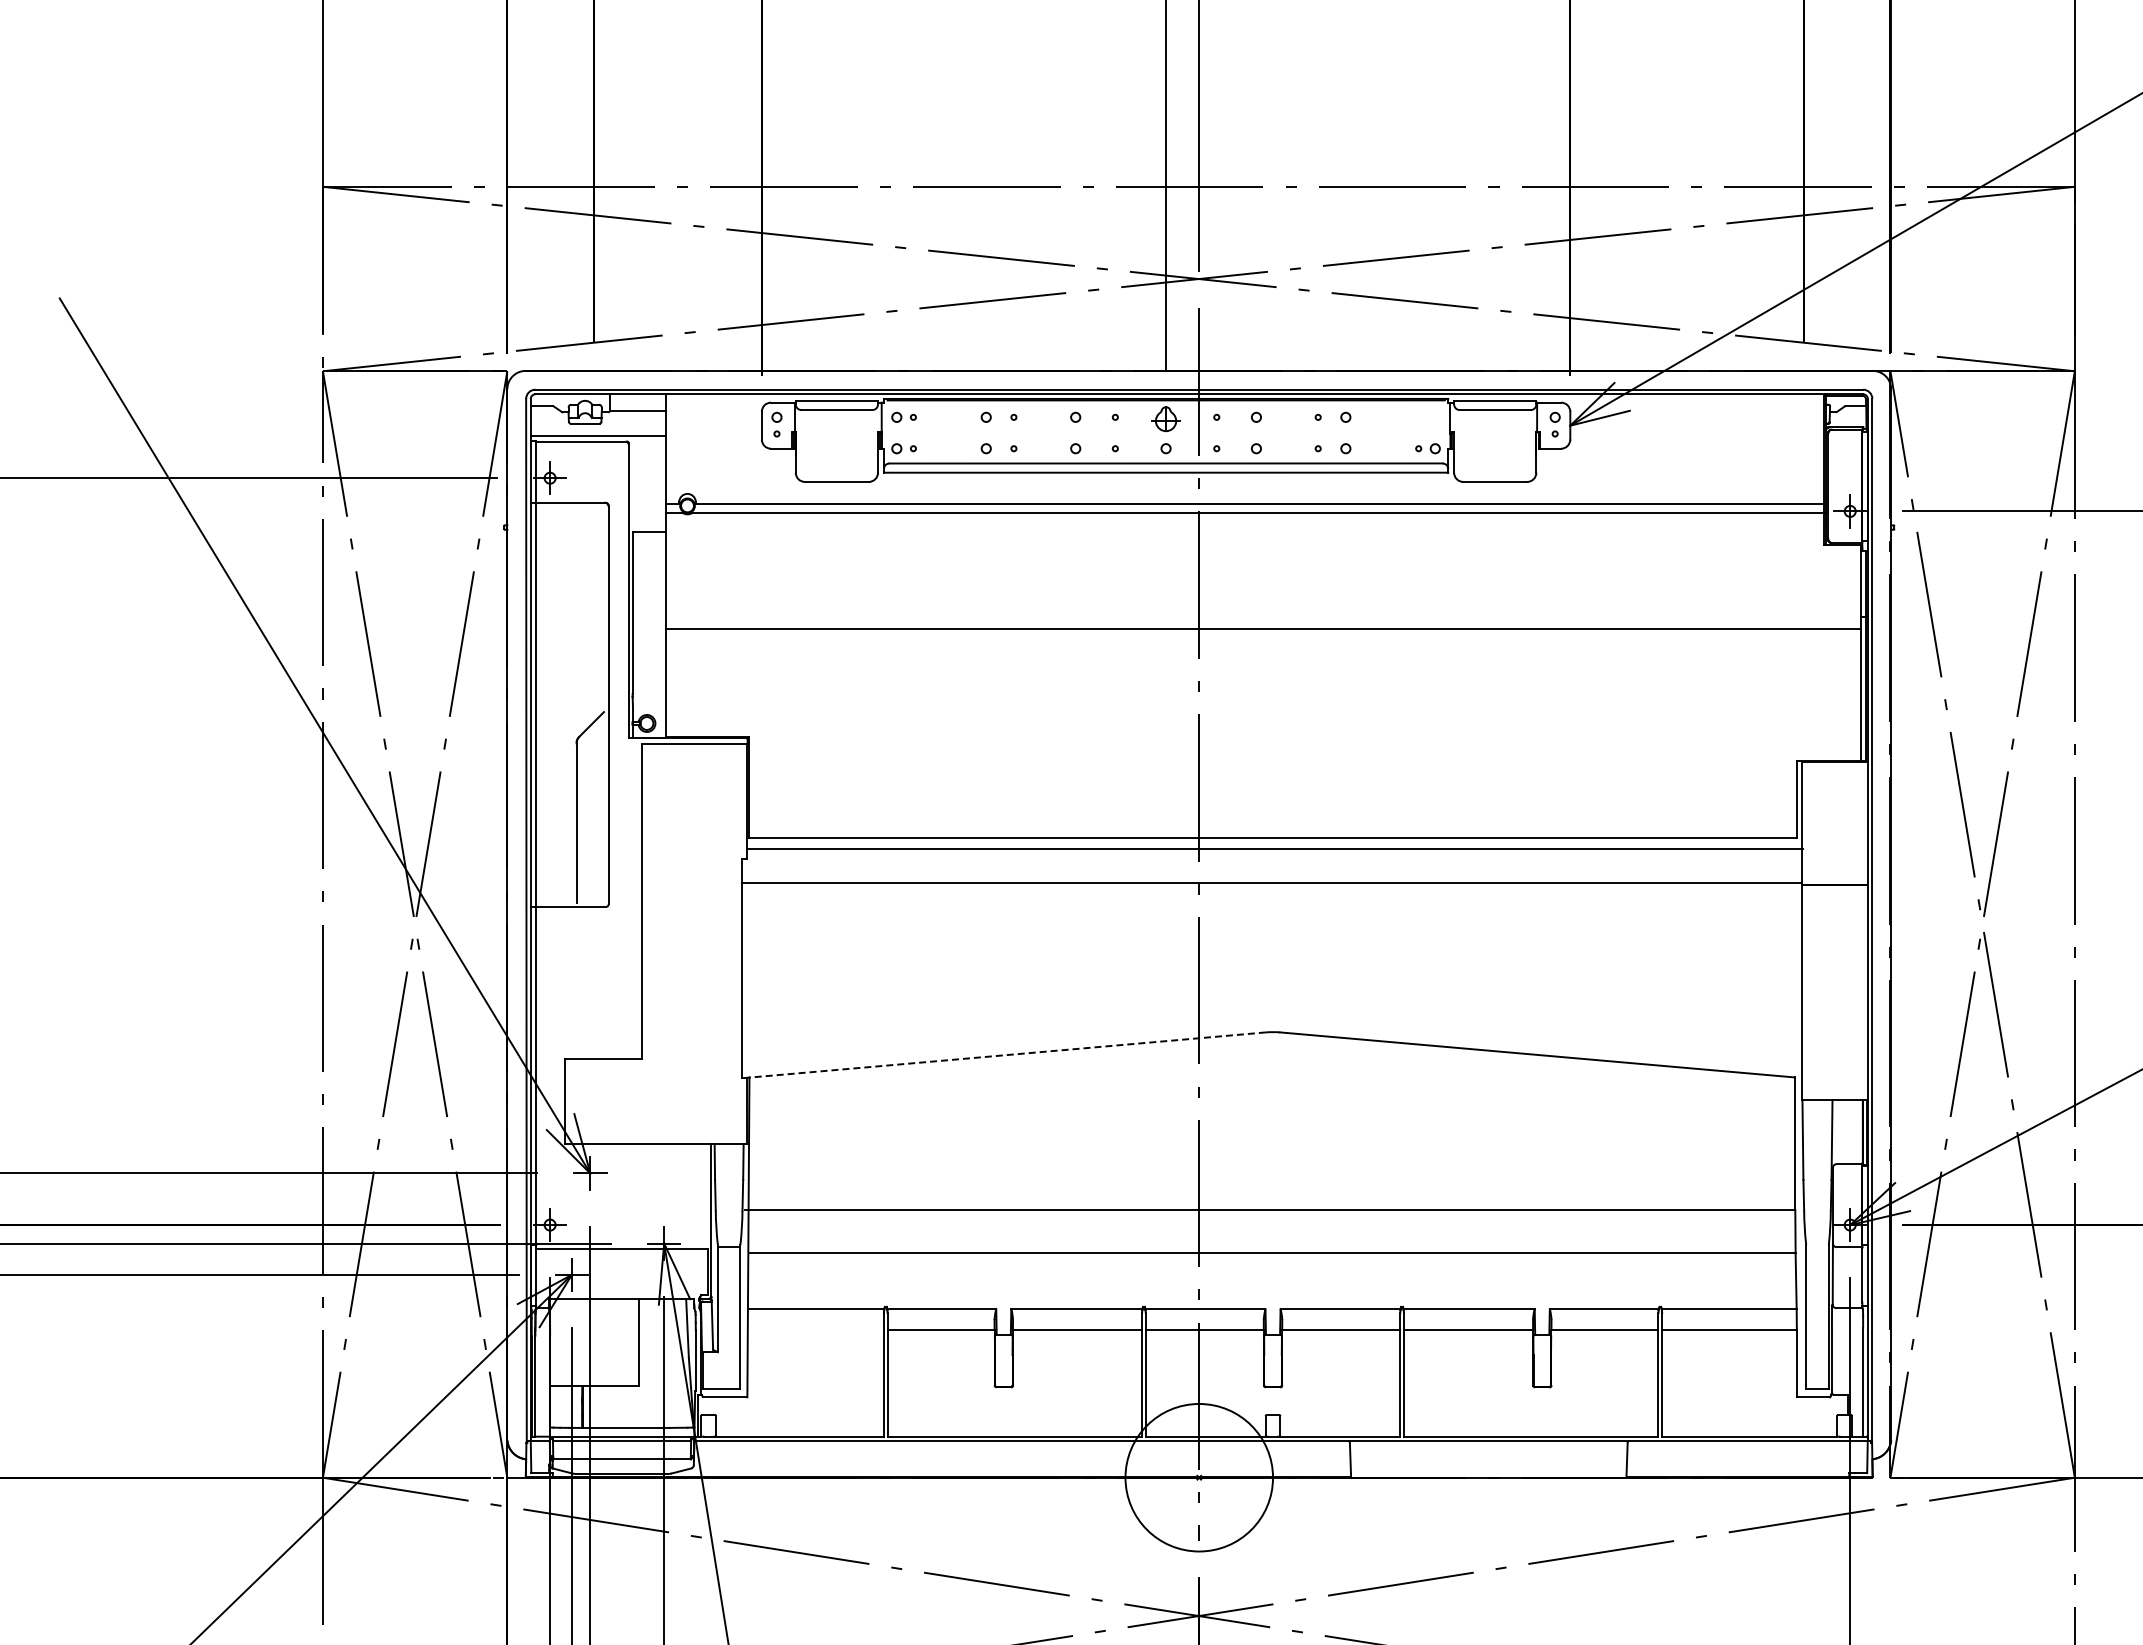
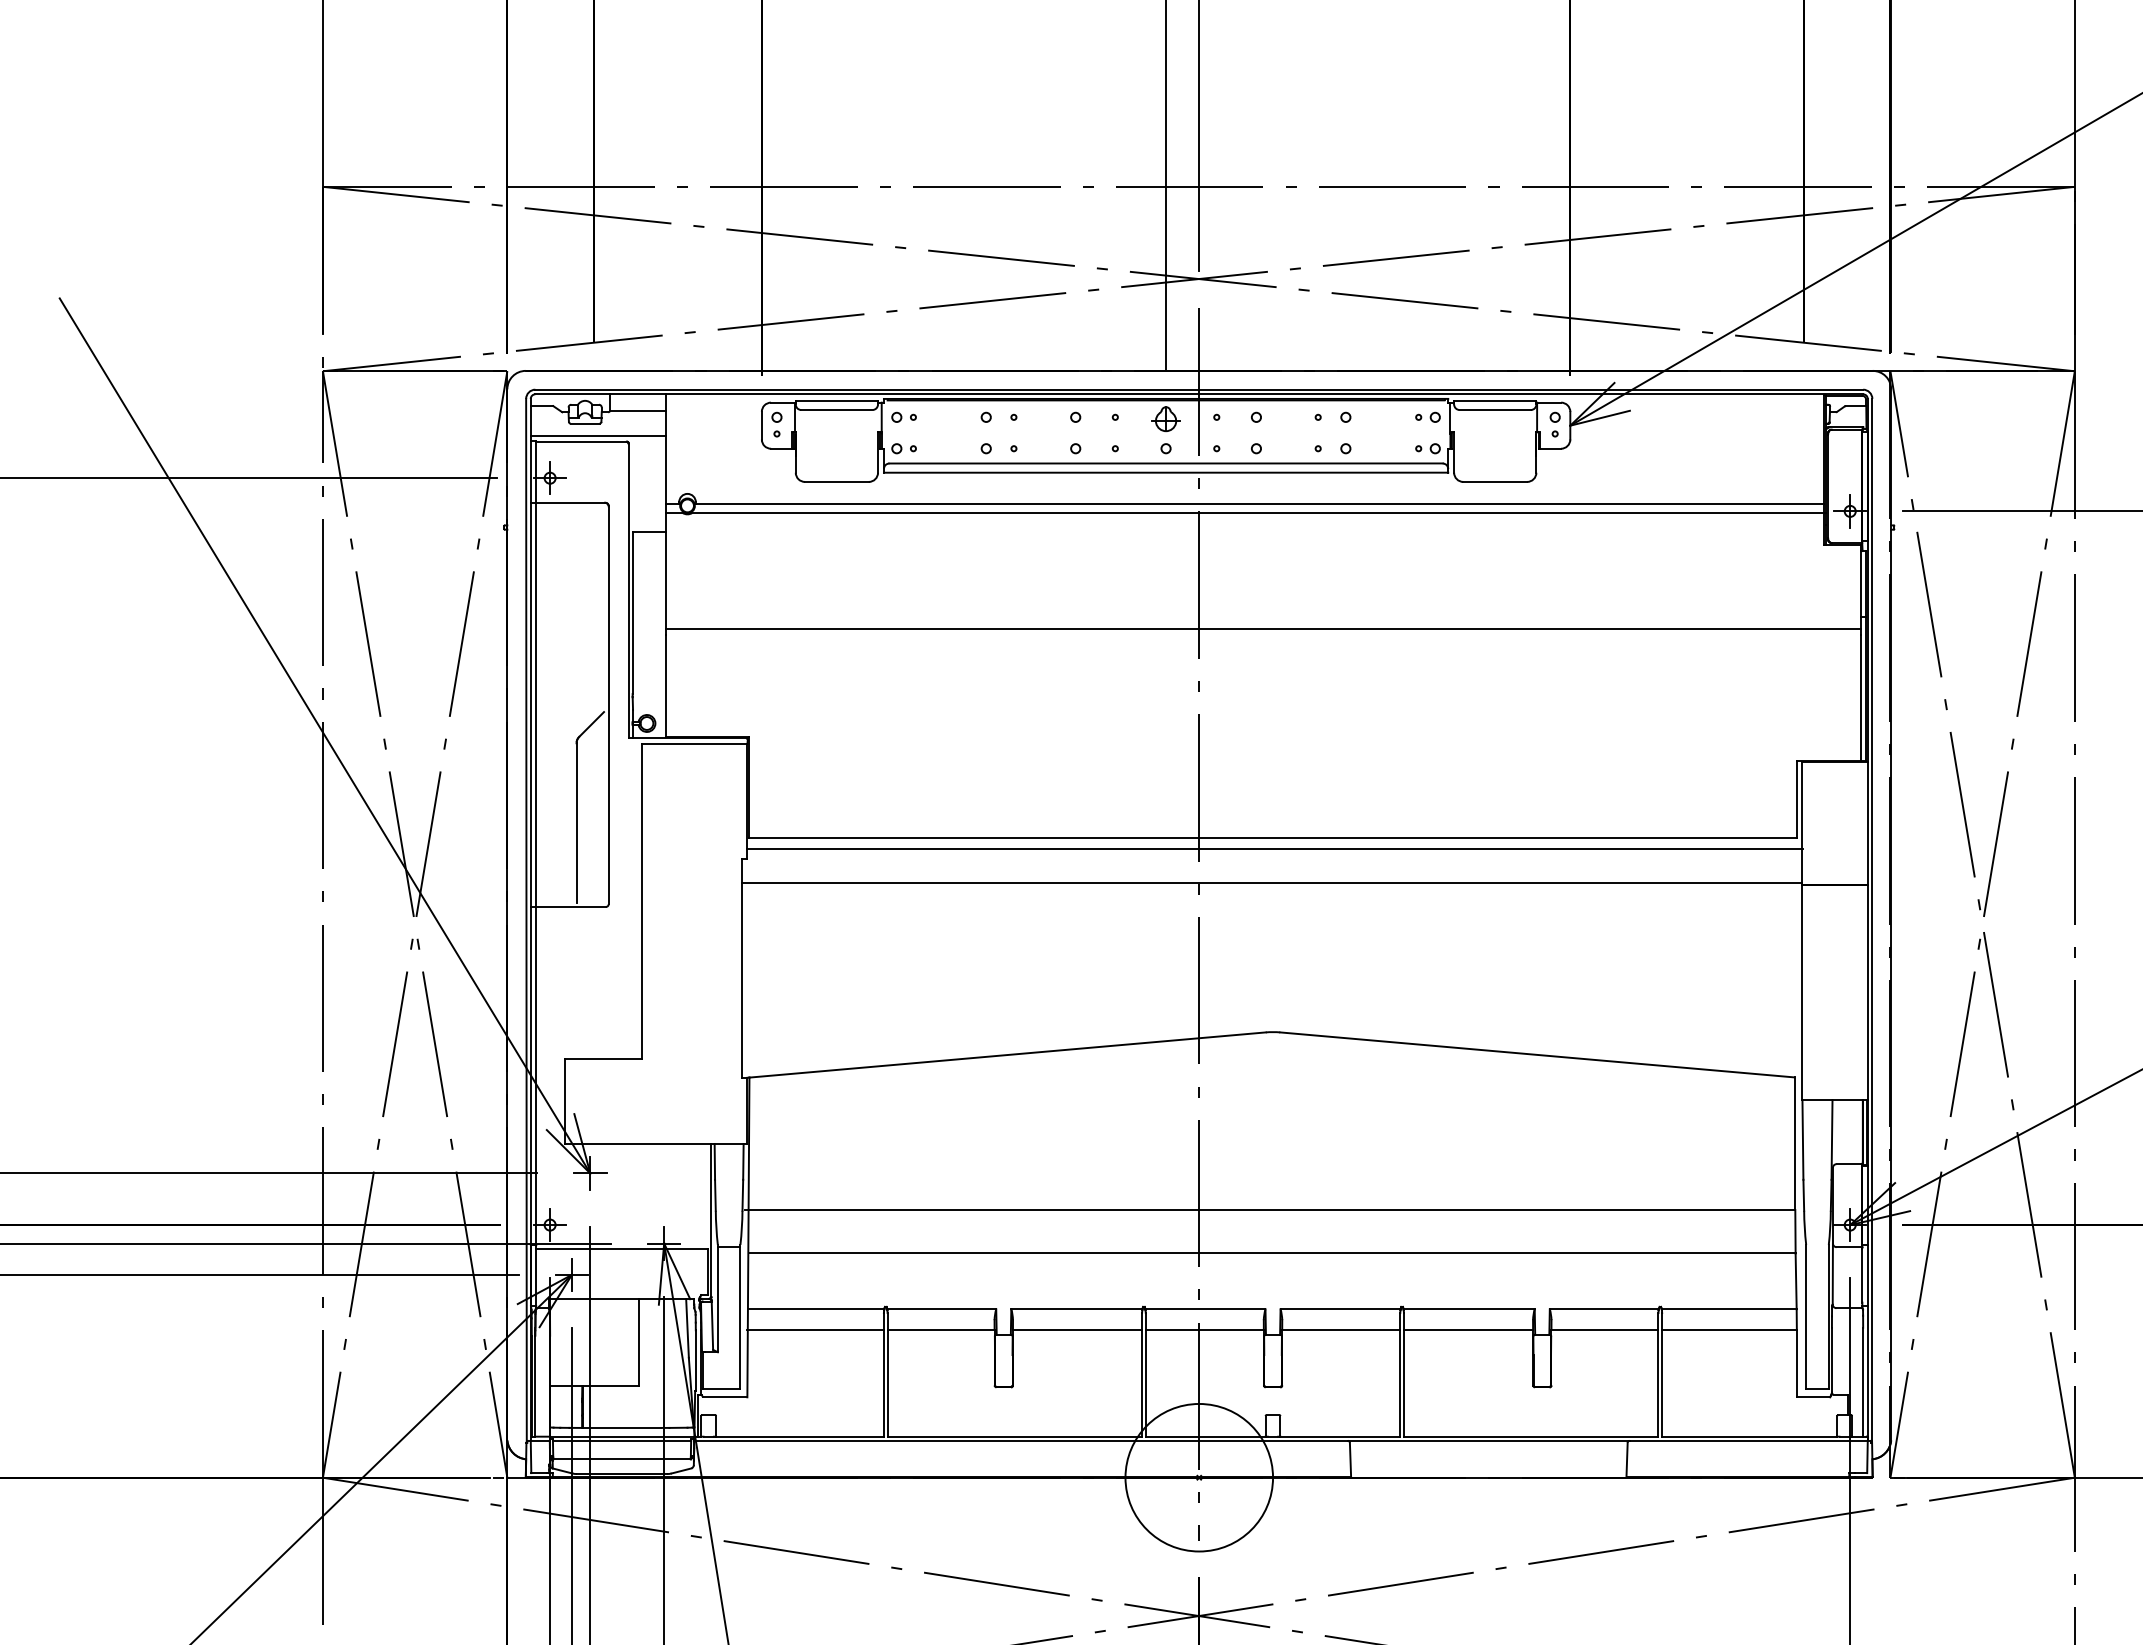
part: none -> present (1427, 416)
line: dashed -> solid (1007, 1055)
line: none -> present (815, 1329)
